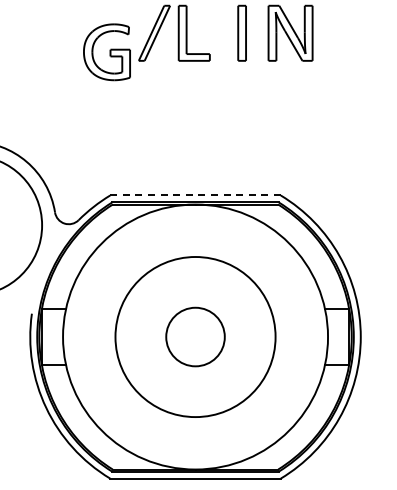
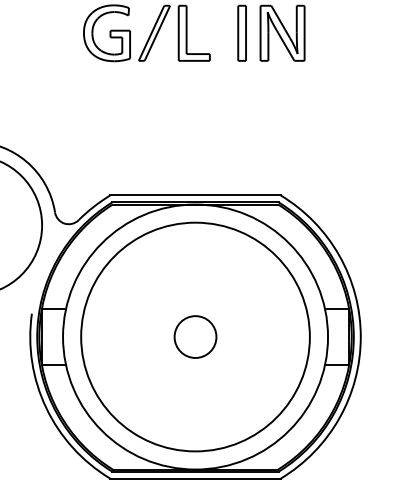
part position: (290, 32) -> (282, 32) (282, 32)
part position: (106, 52) -> (106, 33) (106, 33)
line: dashed -> solid (195, 195)
circle diameter: 59 px -> 42 px (195, 336)
circle diameter: 160 px -> 229 px (195, 336)
